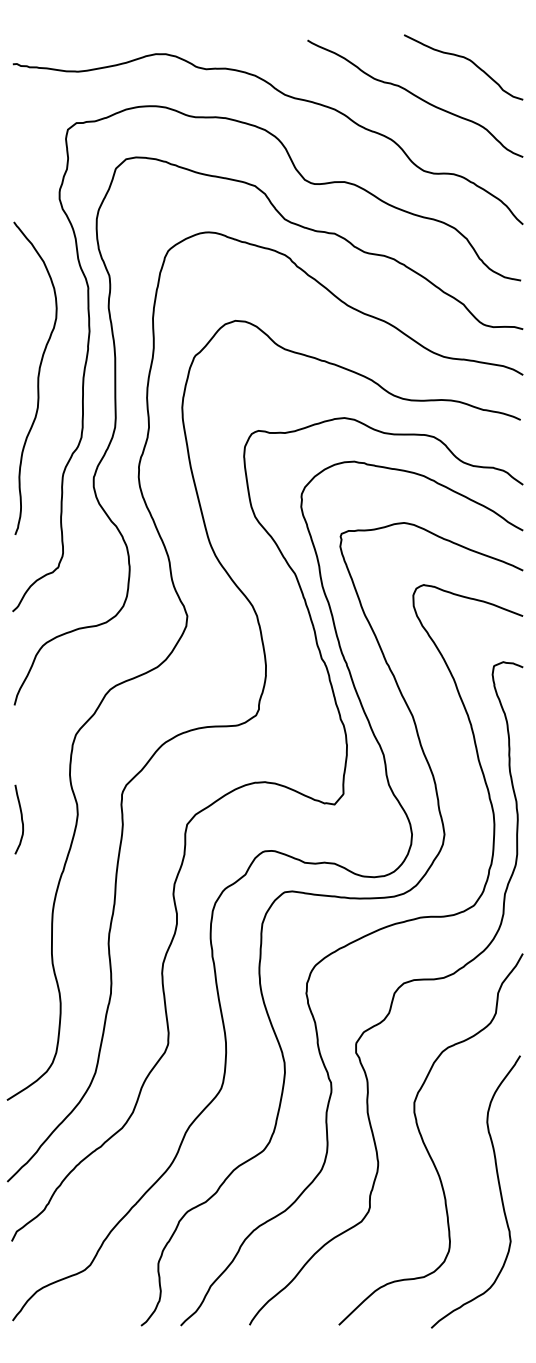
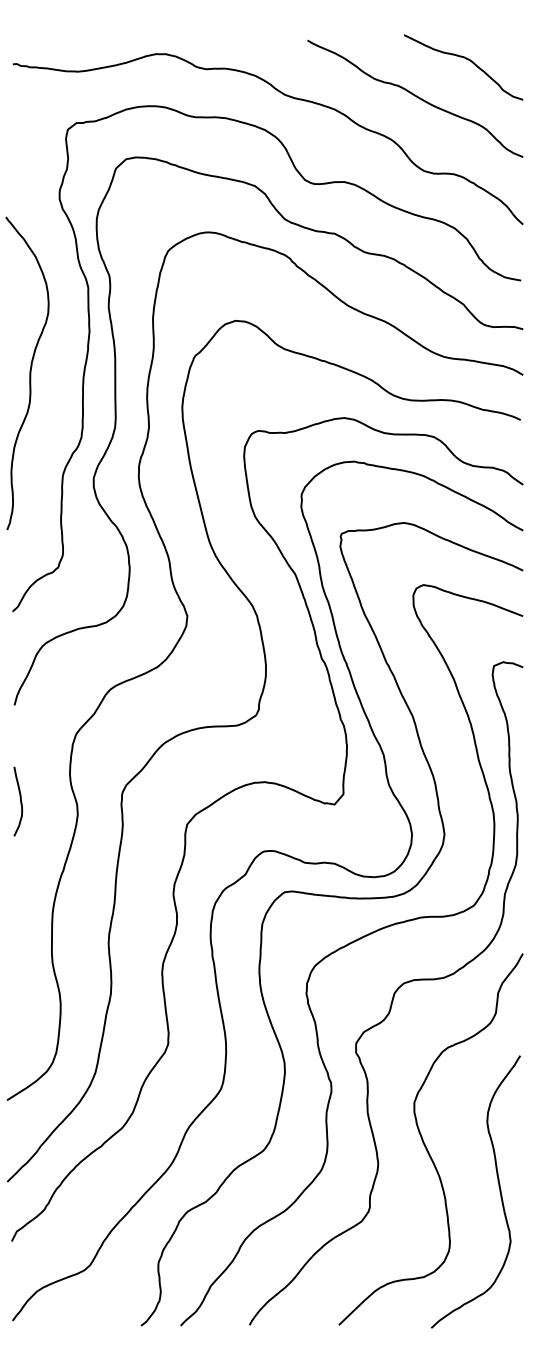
curve position: (37, 377) -> (29, 372) (29, 372)
curve position: (21, 819) -> (20, 801) (20, 801)
